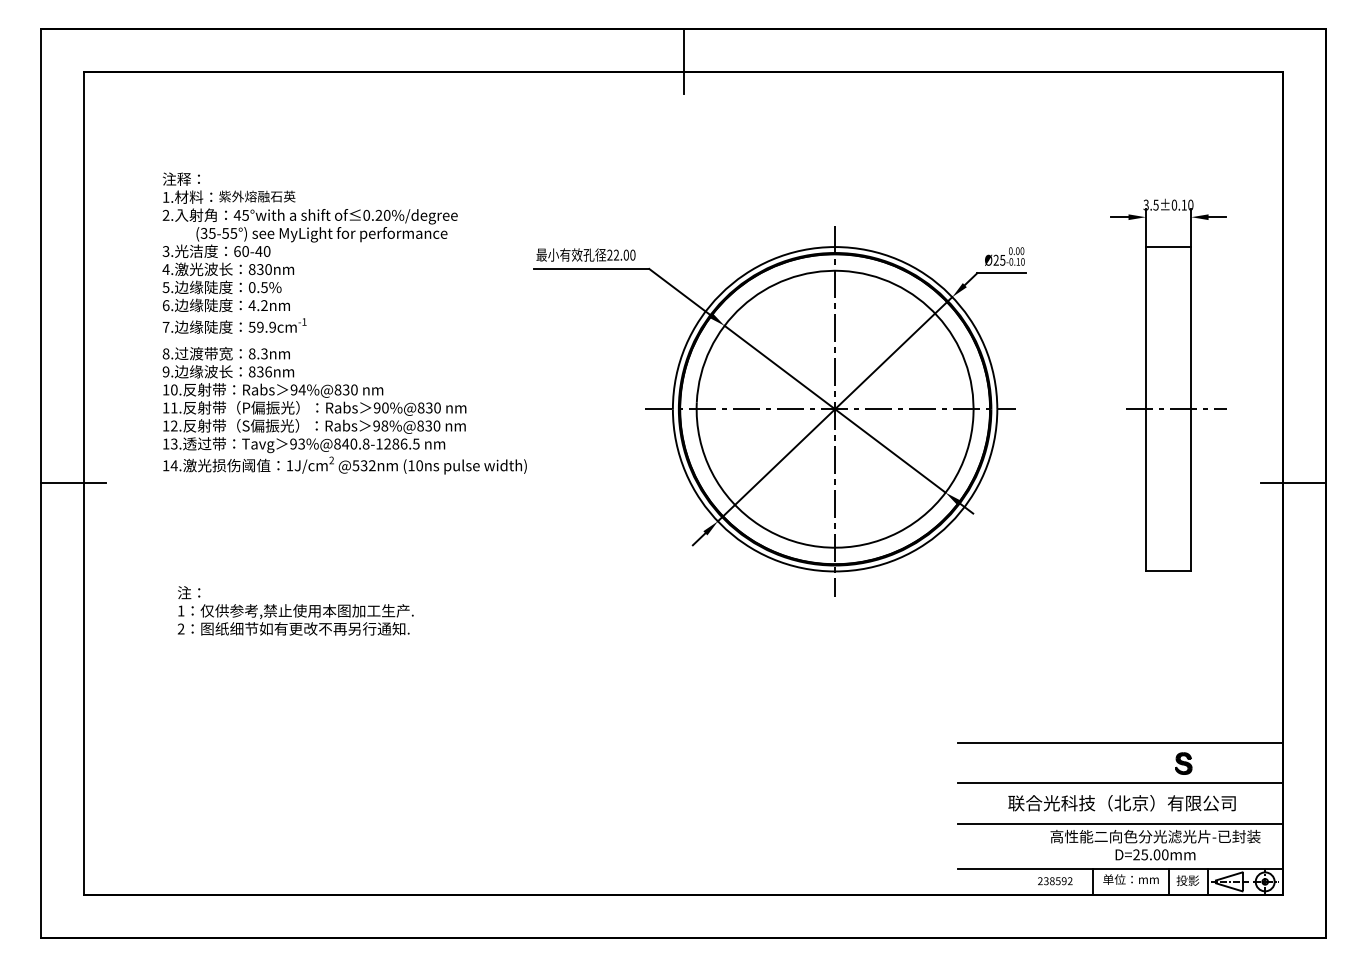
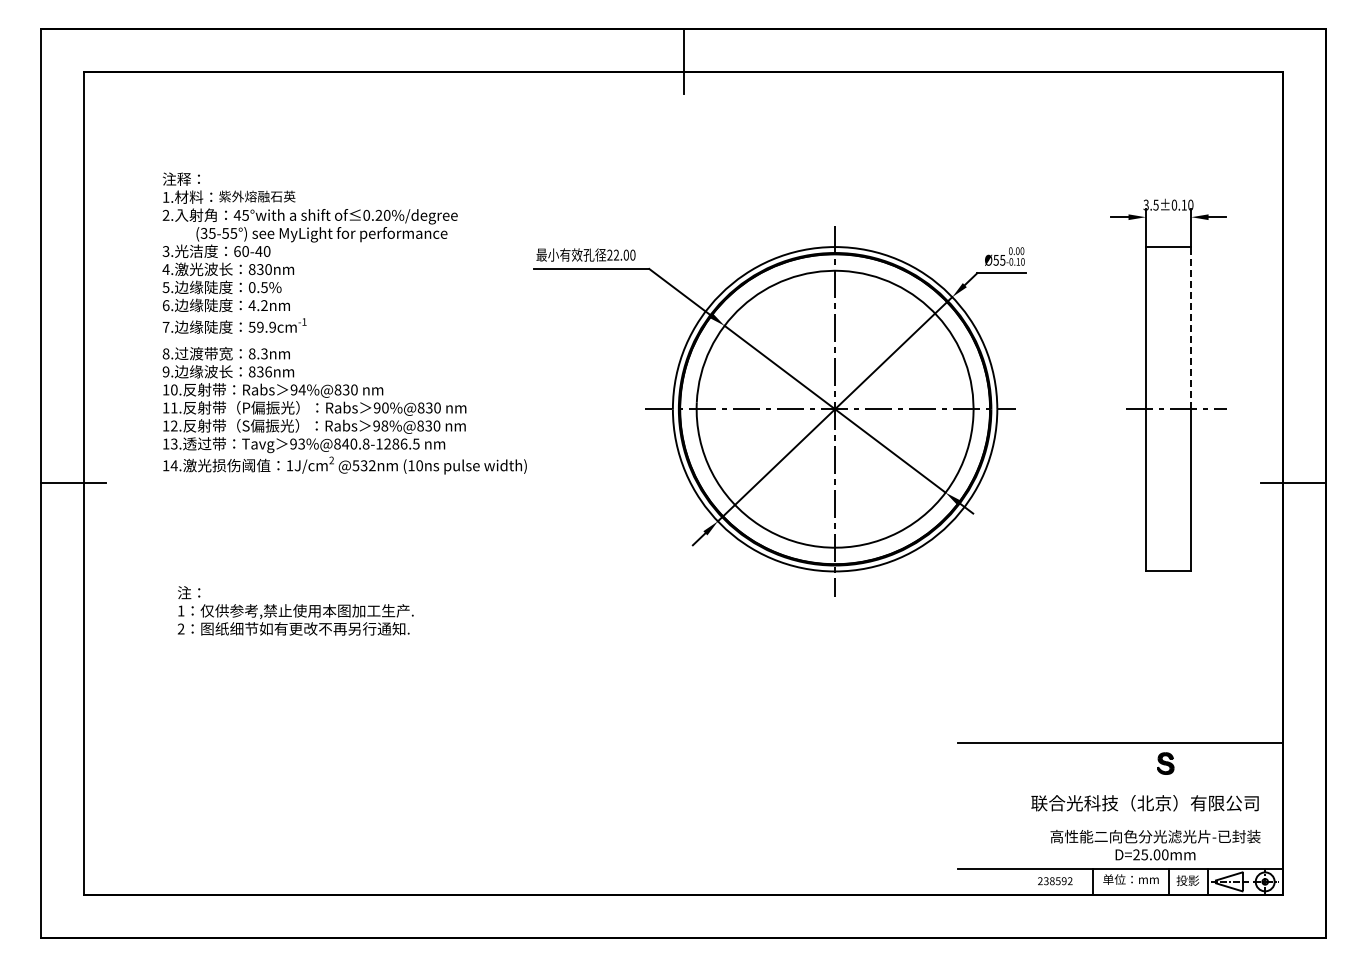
text: Ø25 -> Ø55 (995, 259)
line: solid -> dashed (1191, 327)
part position: (1183, 763) -> (1165, 763) (1165, 763)
line: present -> none (1120, 783)
text position: (1121, 803) -> (1144, 803) (1144, 803)
line: present -> none (1120, 823)
